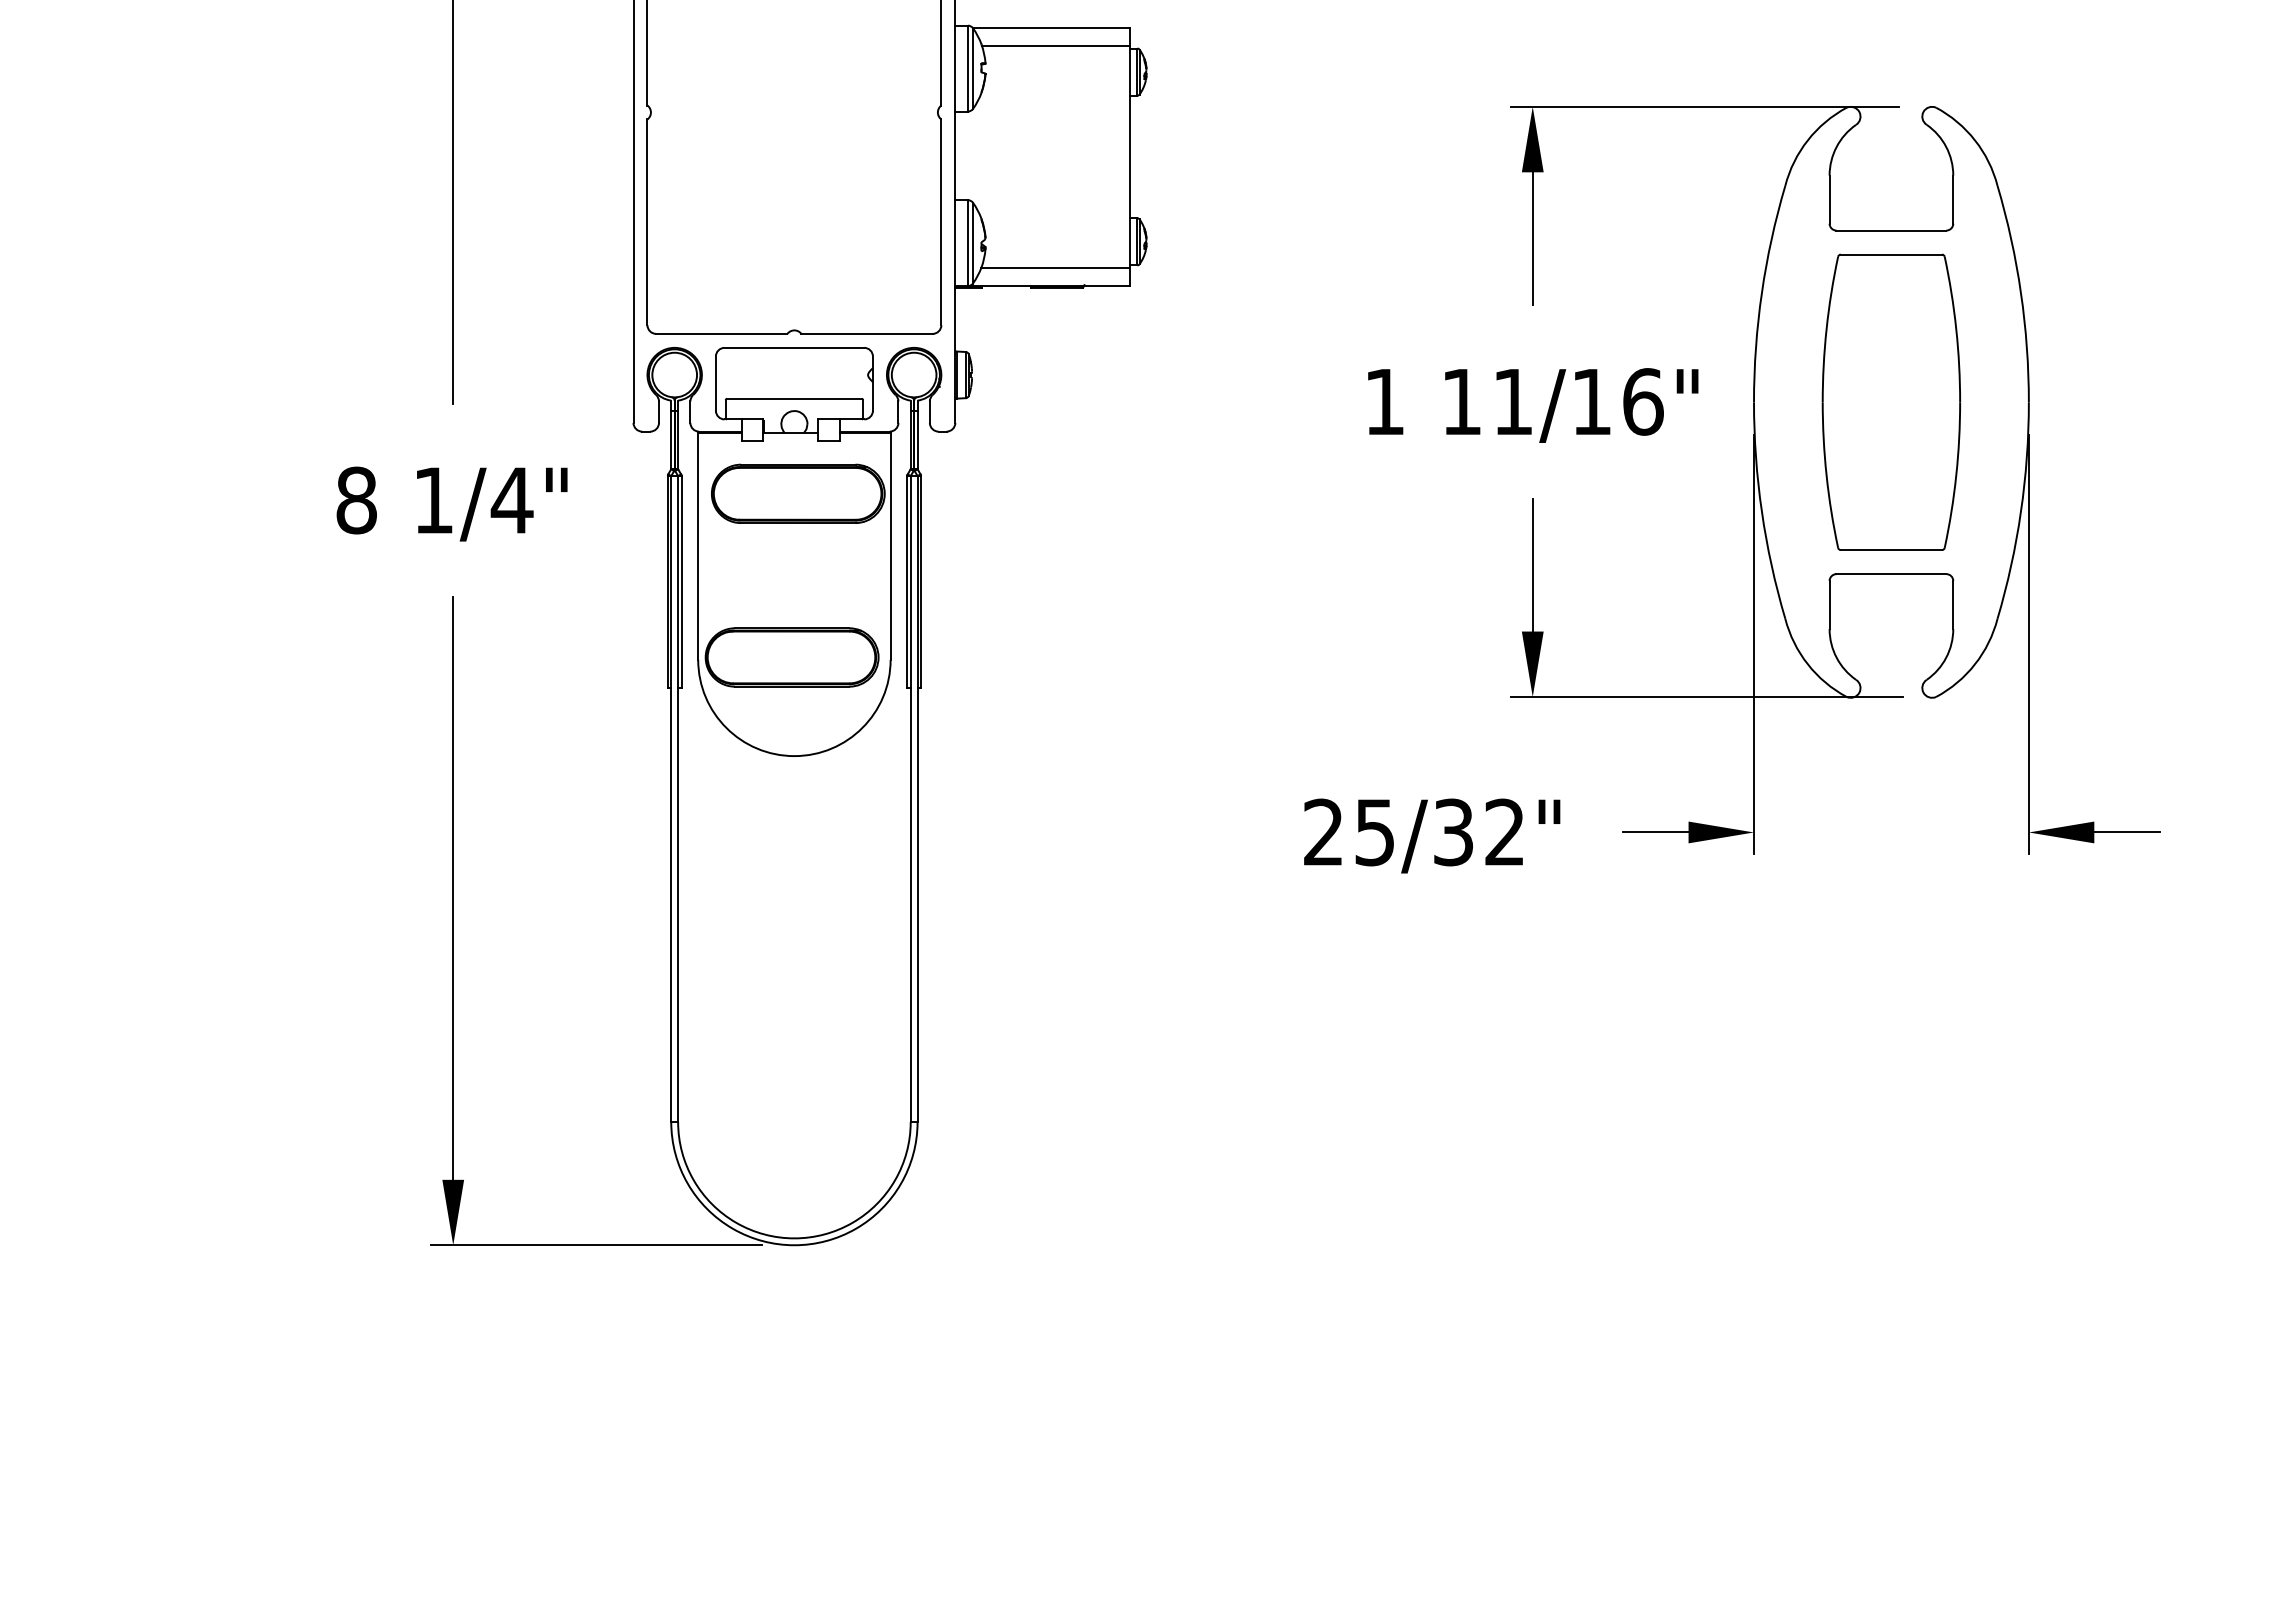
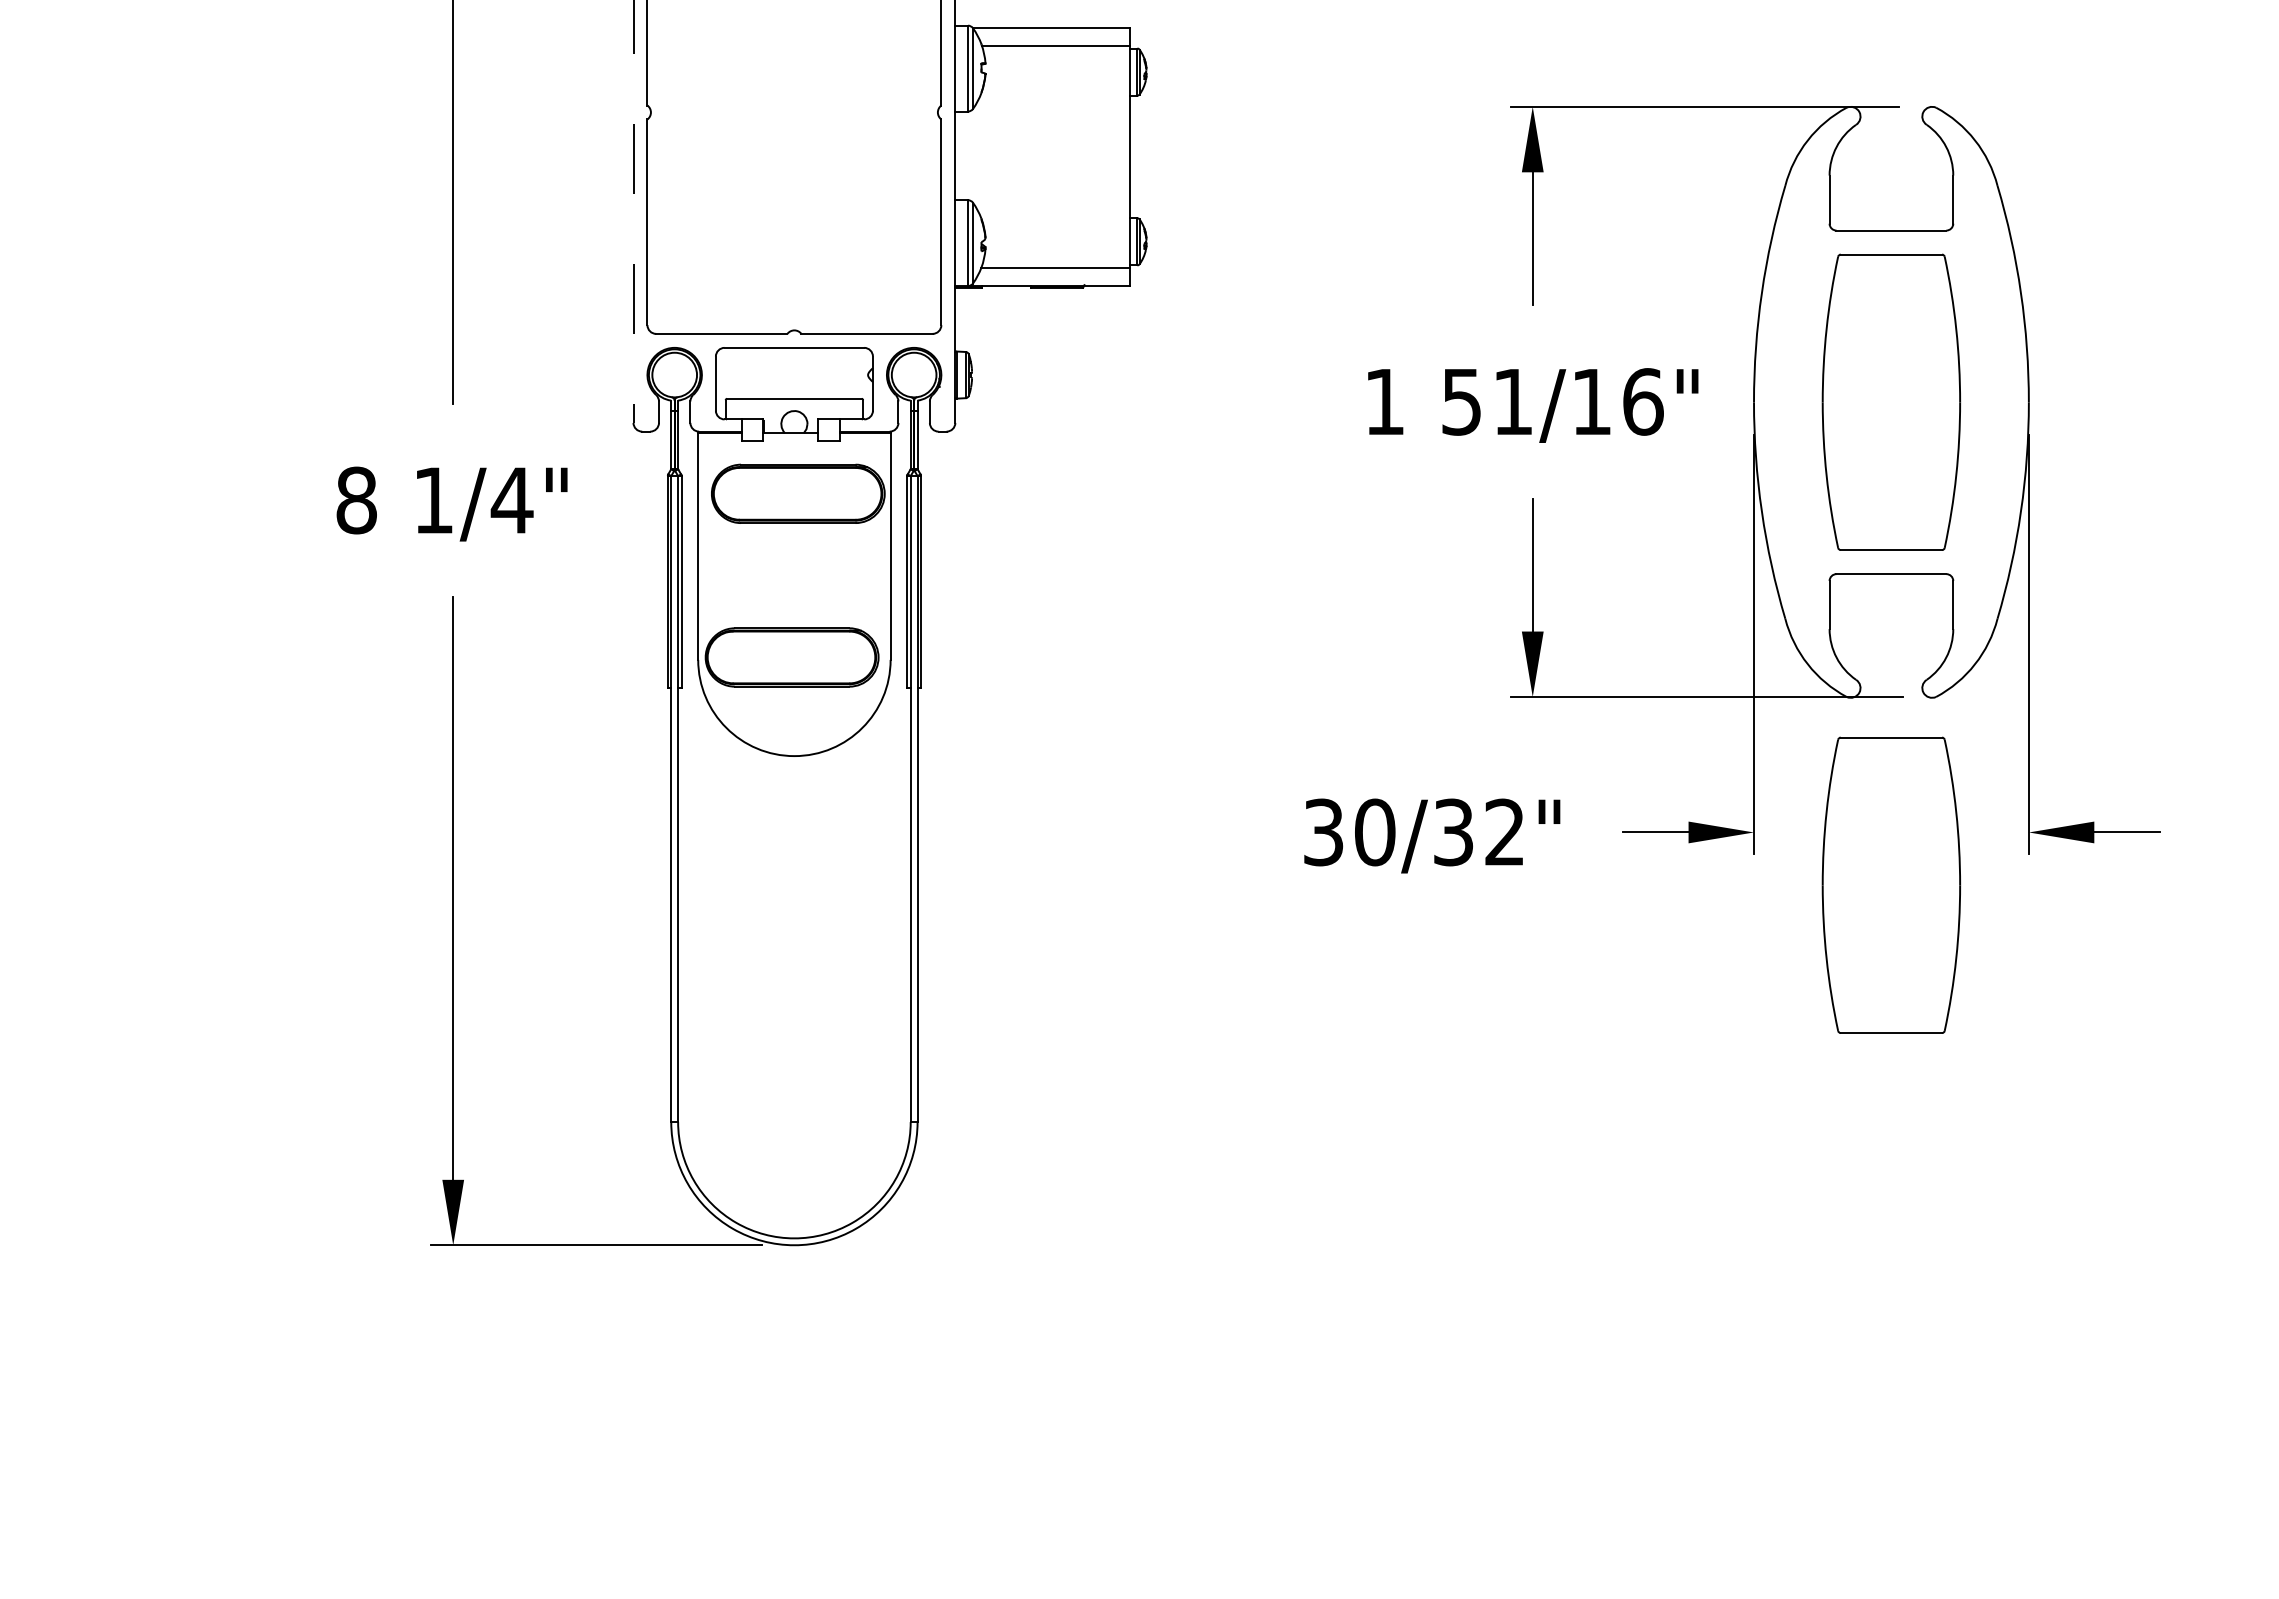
line: solid -> dashed (633, 212)
text: 11/16" -> 51/16" (1461, 402)
text: 25/32" -> 30/32" (1349, 832)
part: none -> present (1891, 884)
